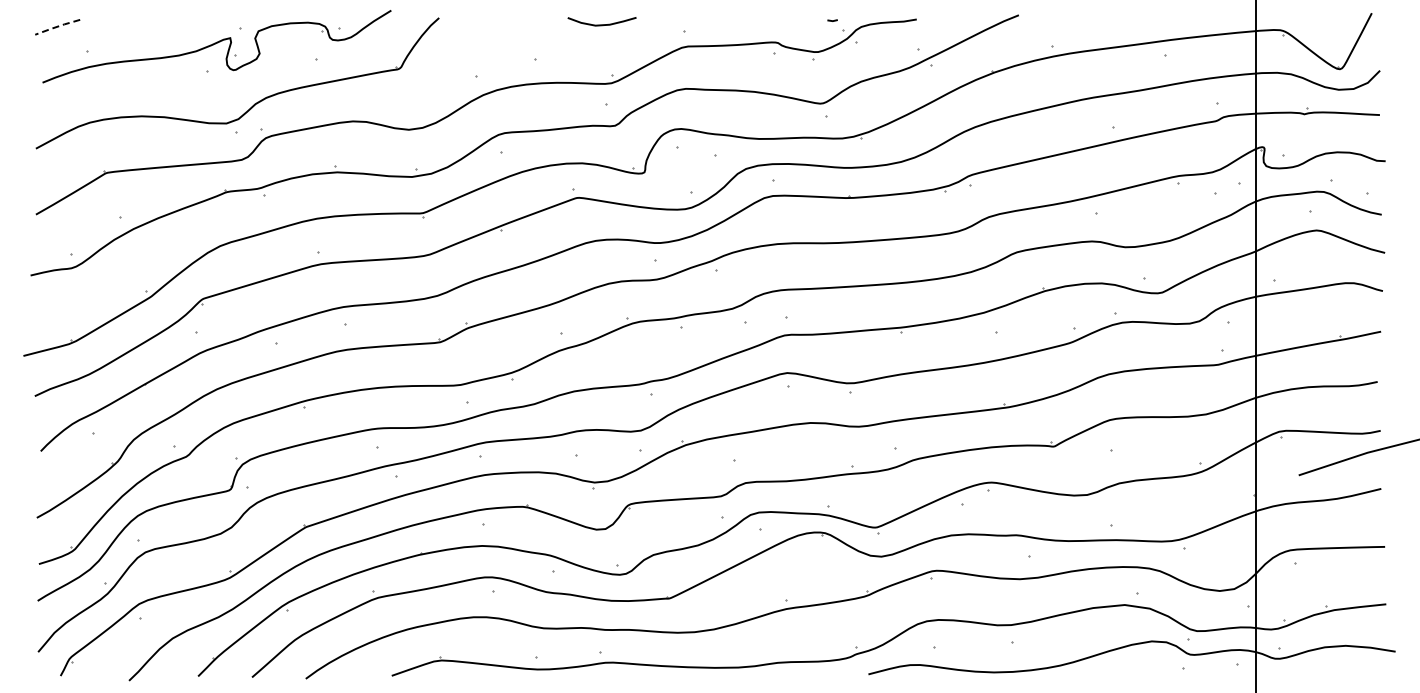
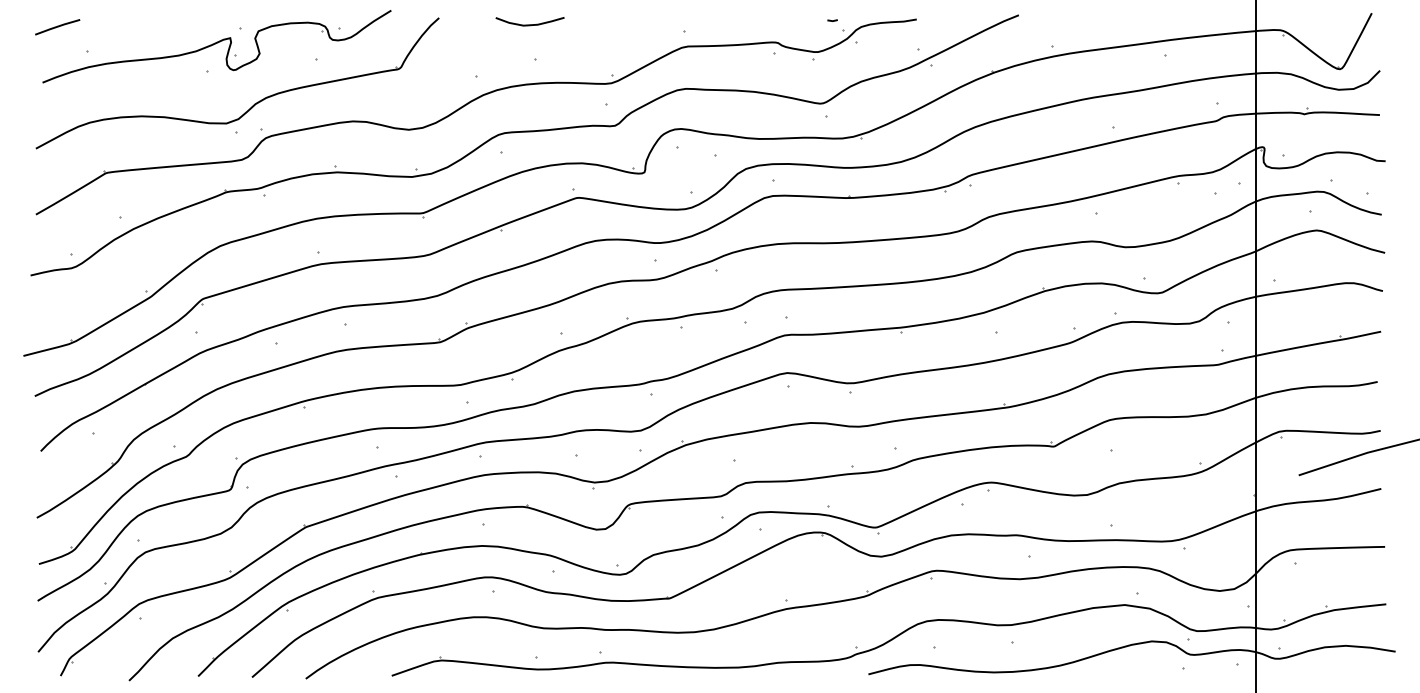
curve position: (601, 24) -> (529, 24) (529, 24)
line: dashed -> solid (57, 26)
